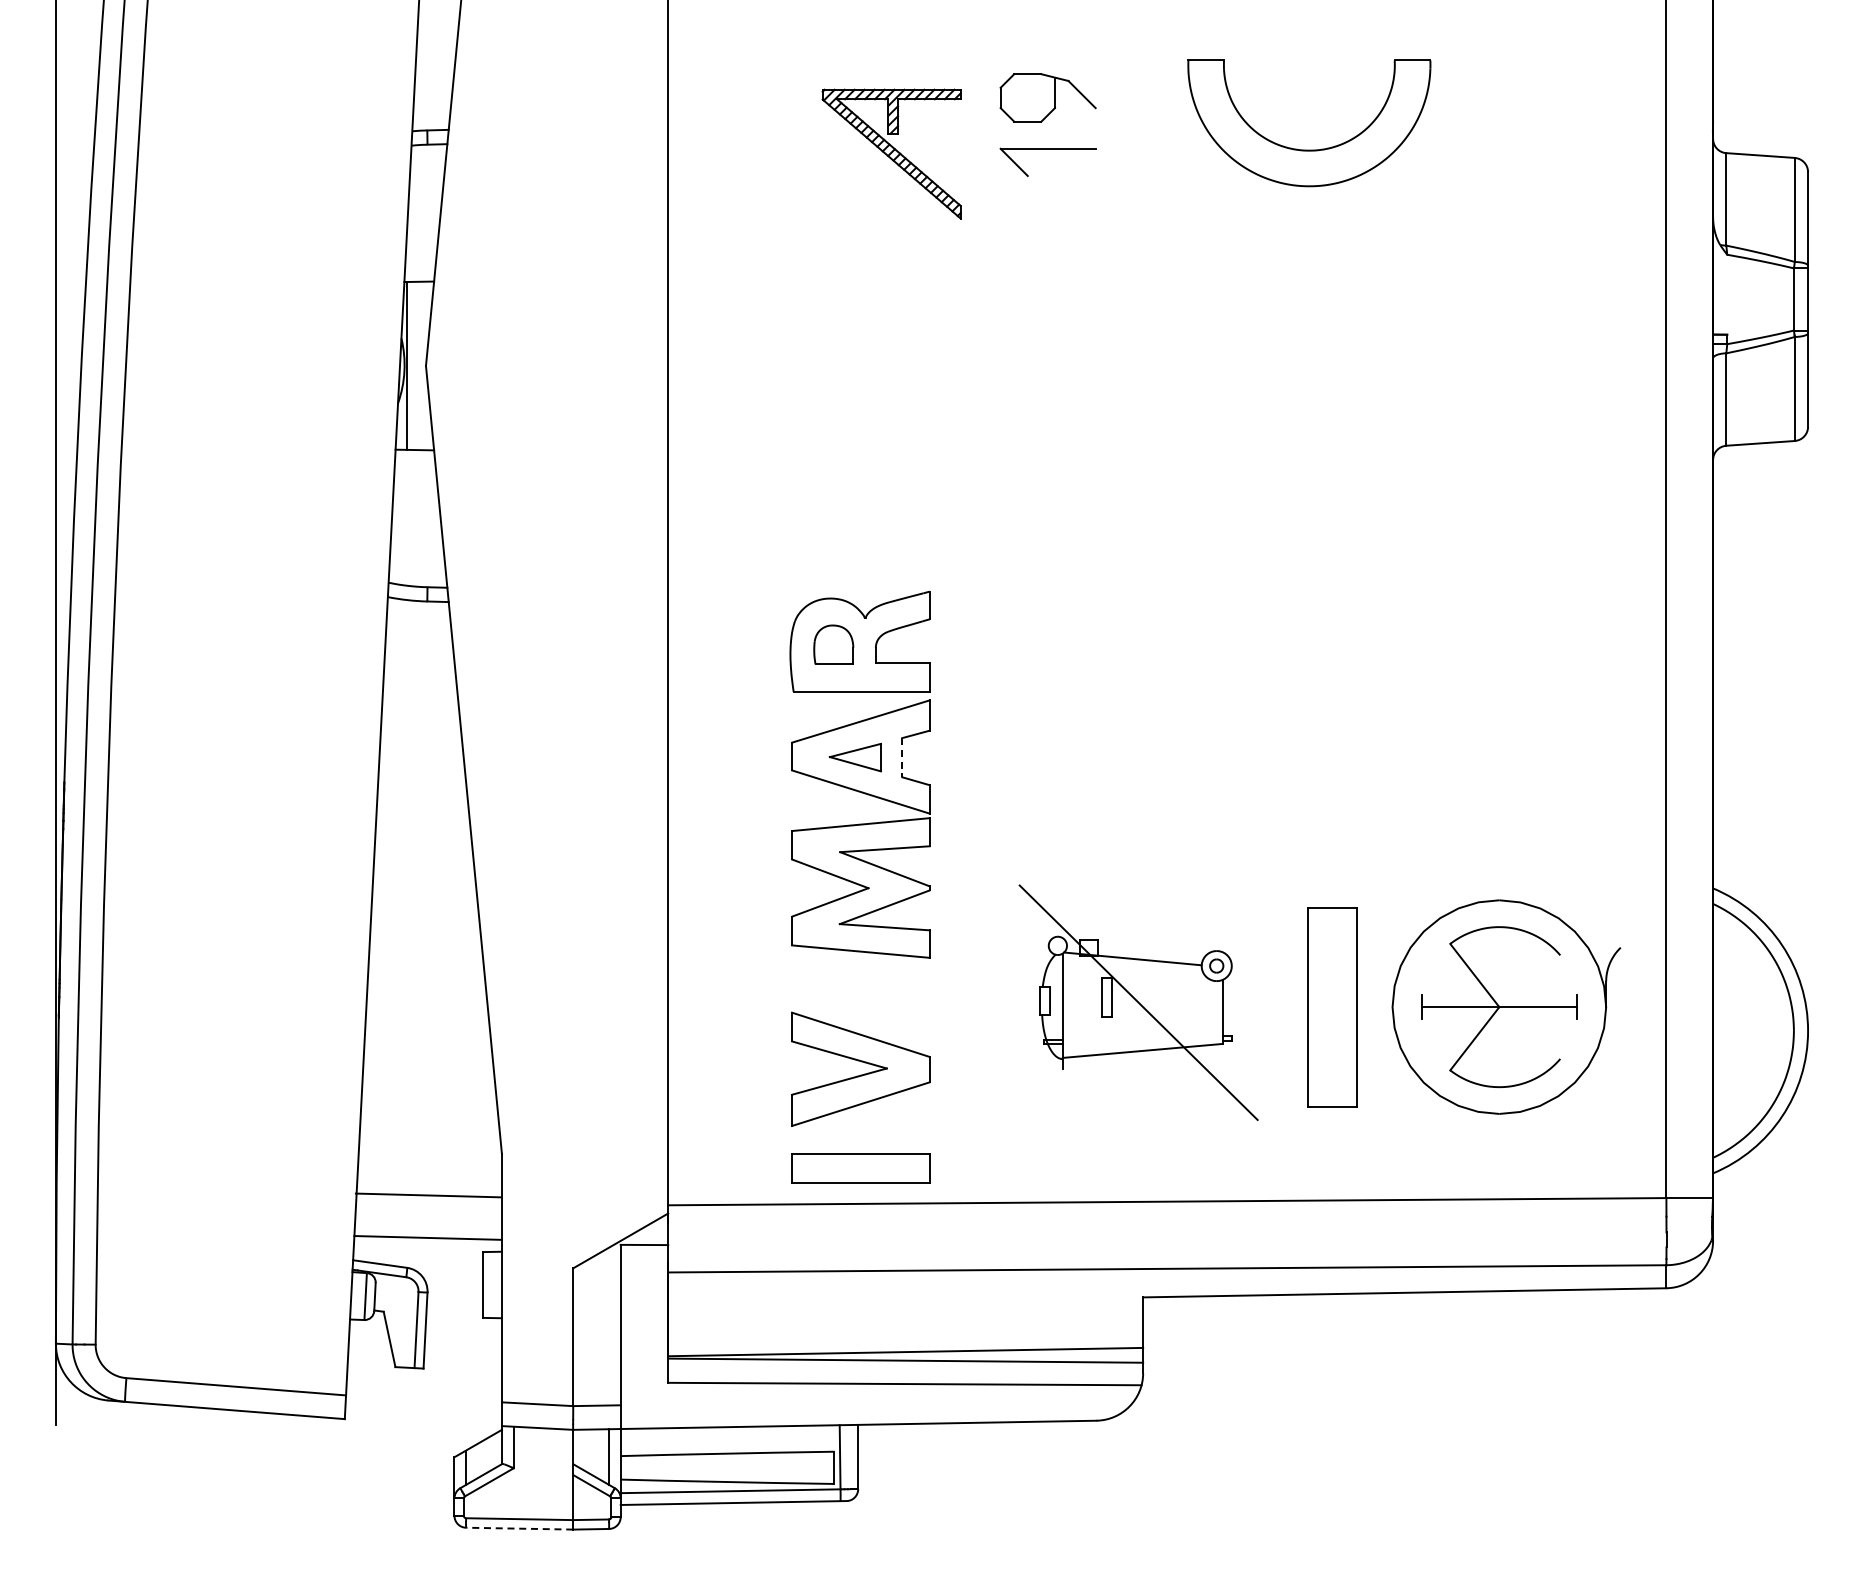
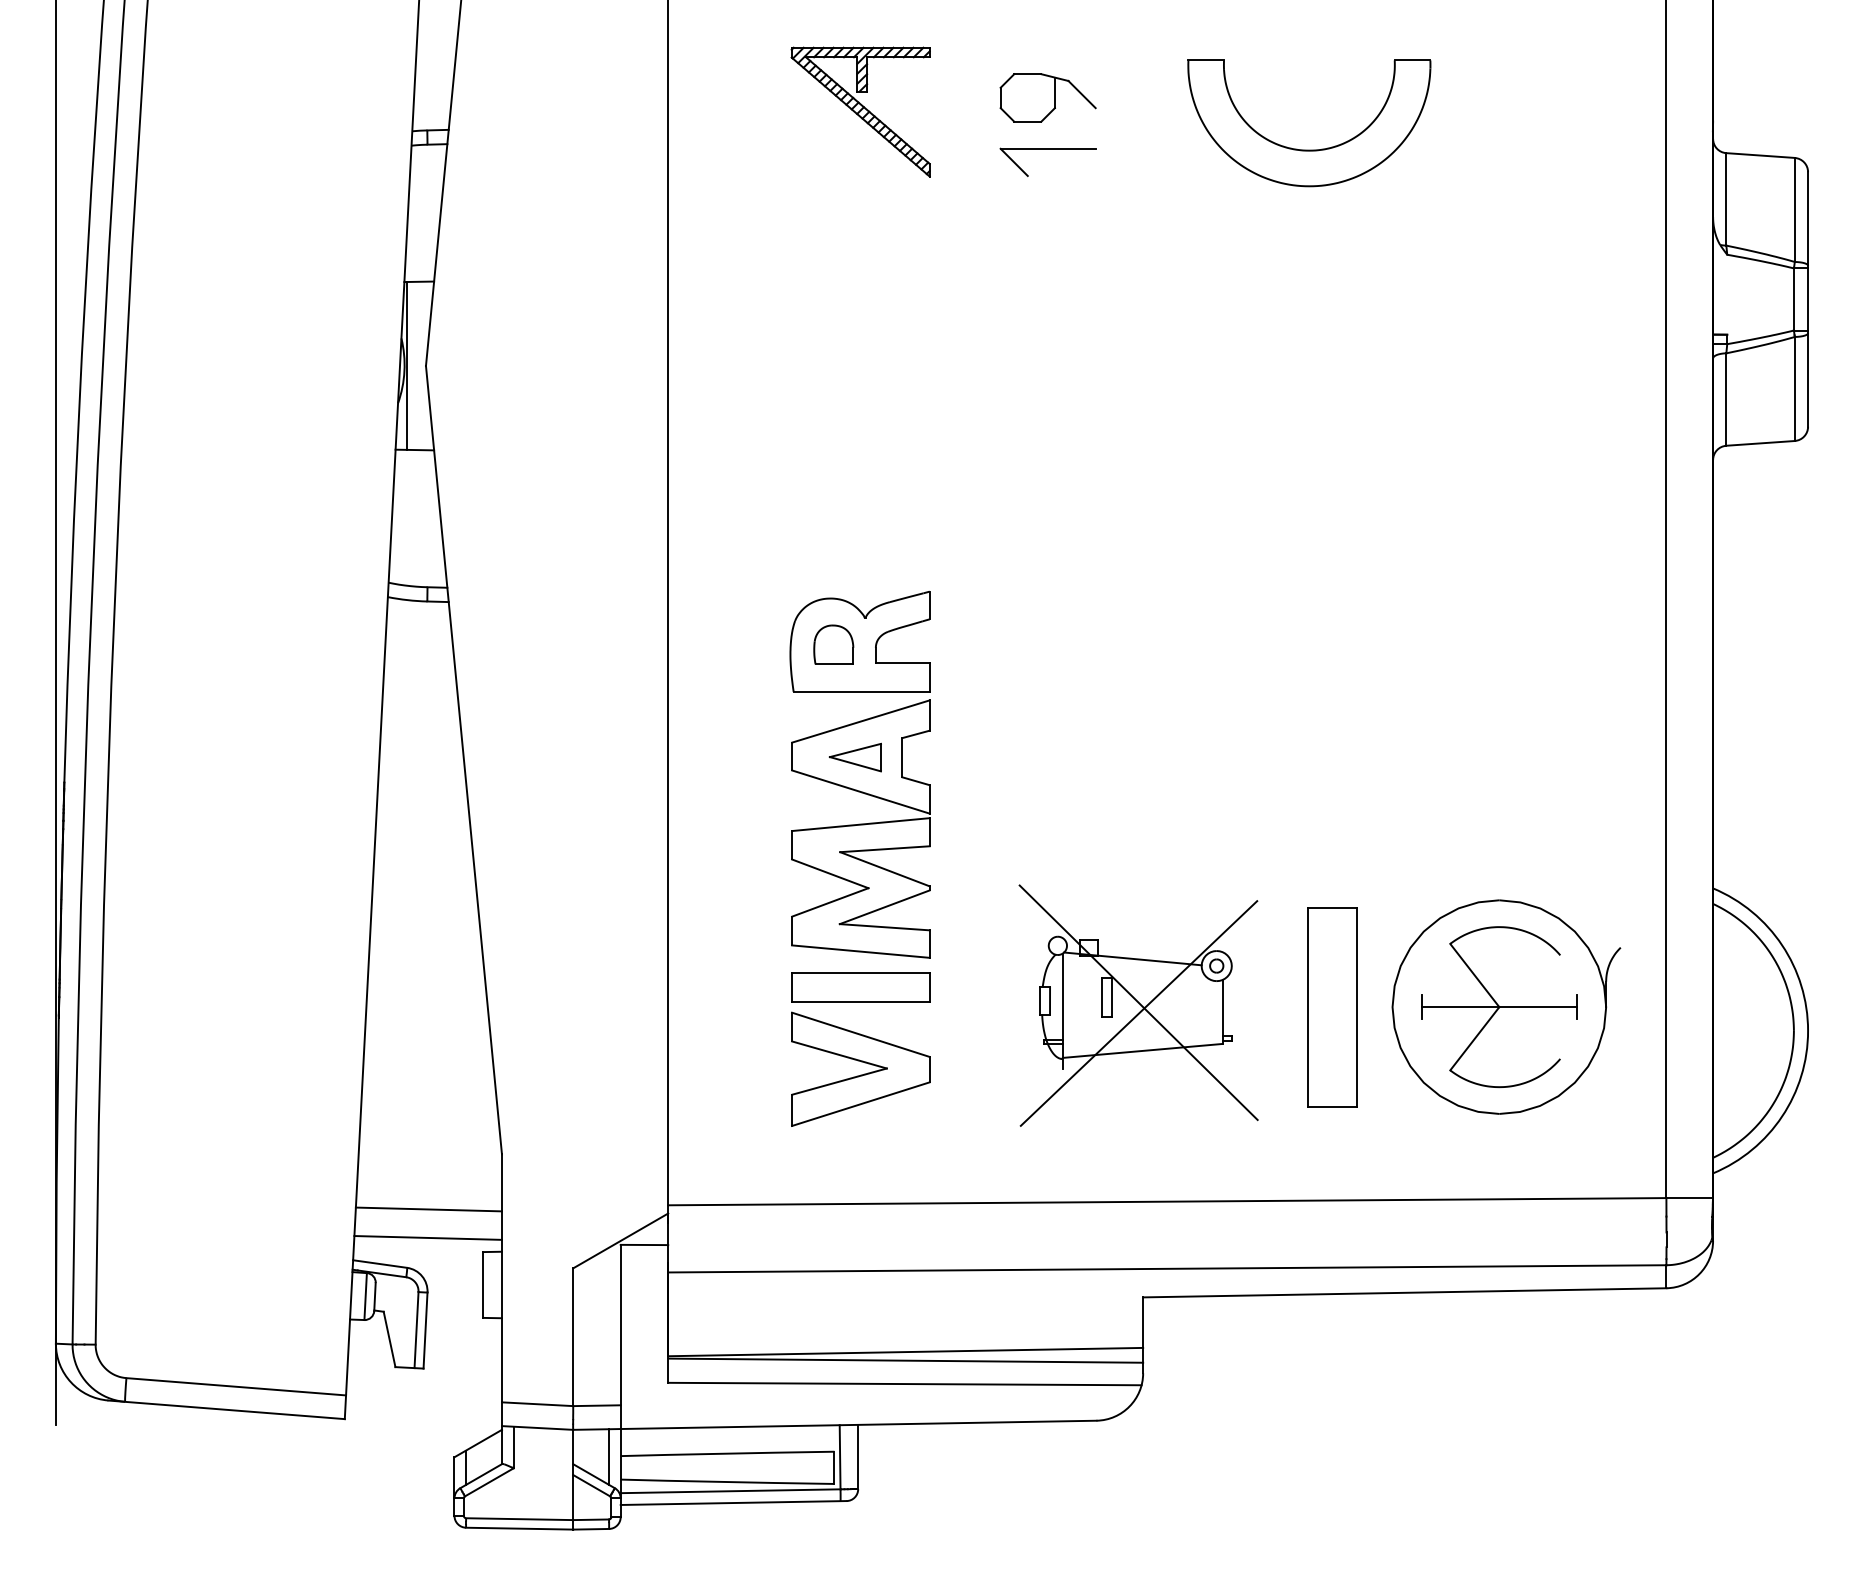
part position: (891, 153) -> (860, 111) (860, 111)
line: dashed -> solid (902, 757)
line: none -> present (1138, 1013)
part position: (860, 1168) -> (860, 987) (860, 987)
line position: (428, 1195) -> (428, 1209) (428, 1209)
line: dashed -> solid (519, 1528)
